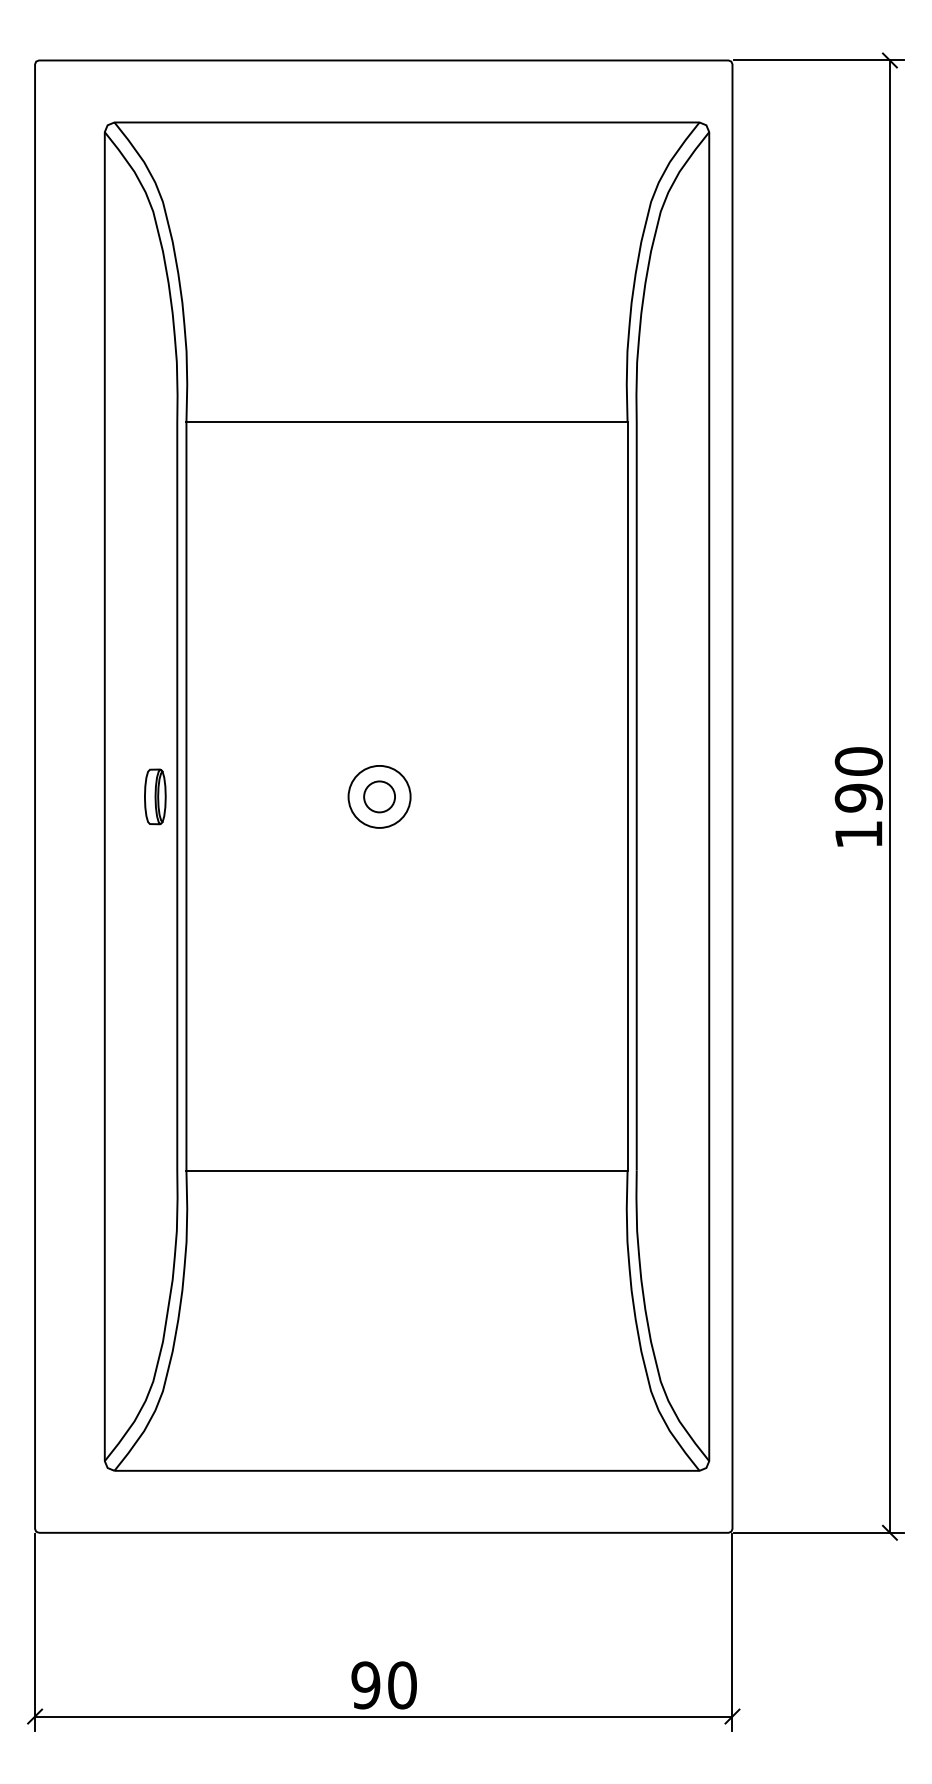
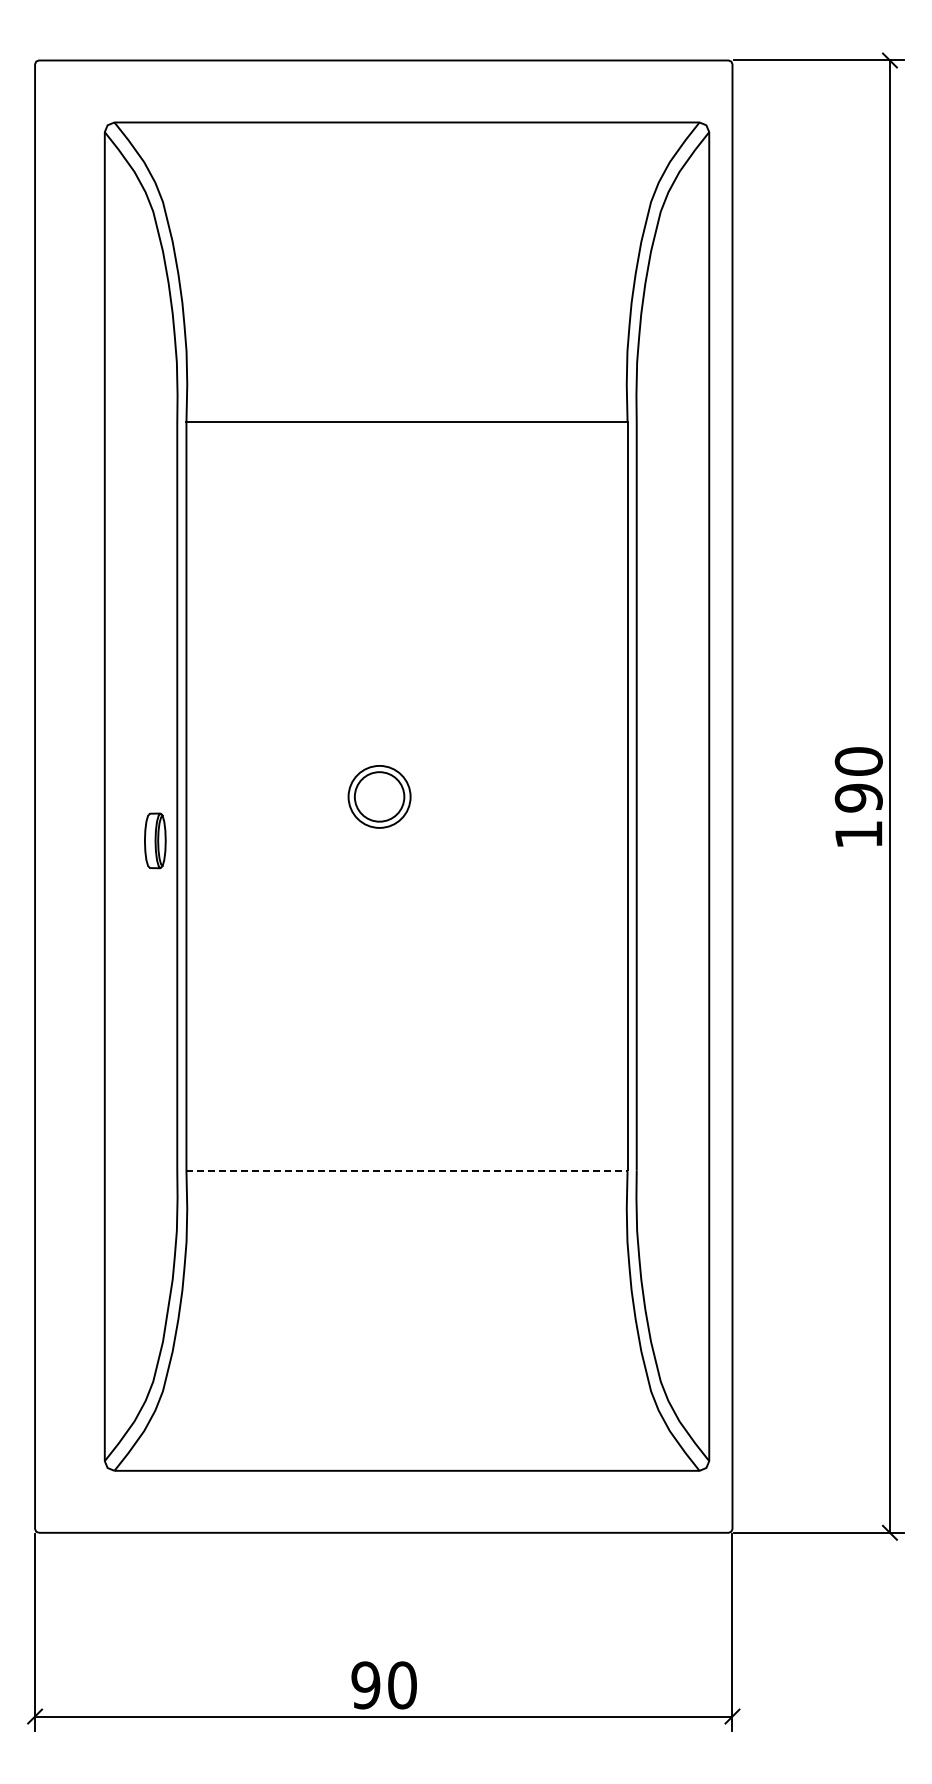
part position: (155, 796) -> (155, 840) (155, 840)
circle diameter: 31 px -> 50 px (379, 796)
line: solid -> dashed (407, 1171)
